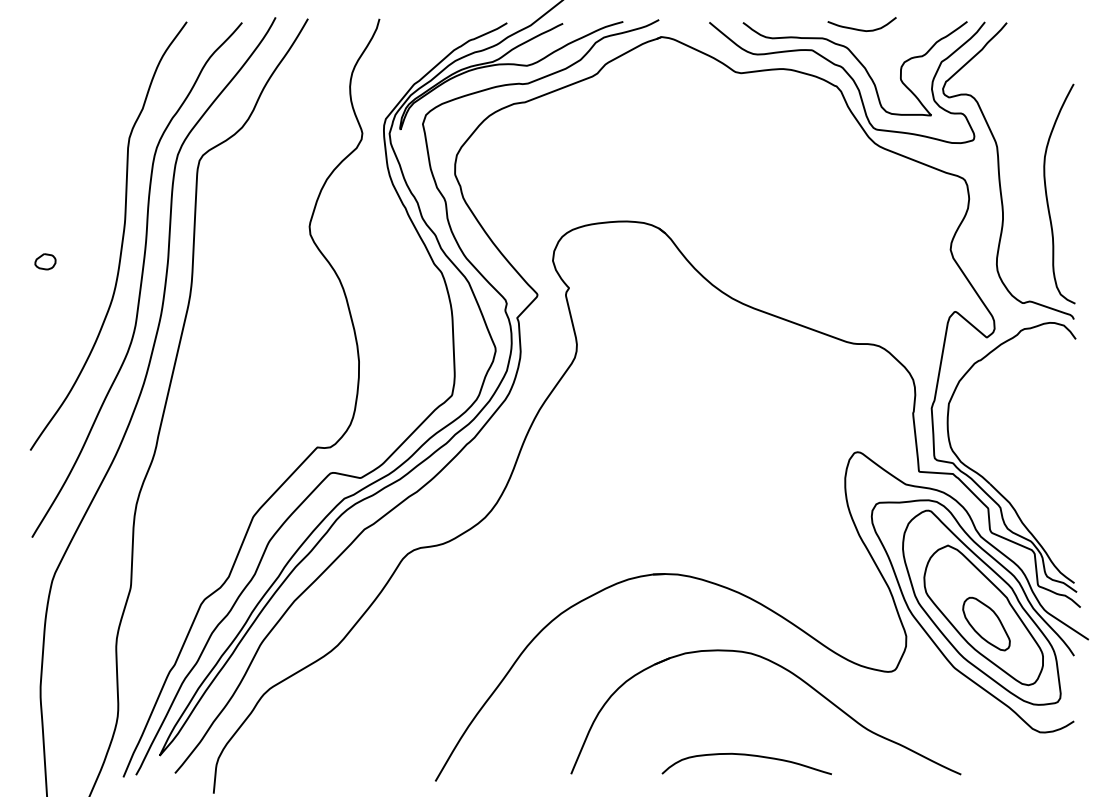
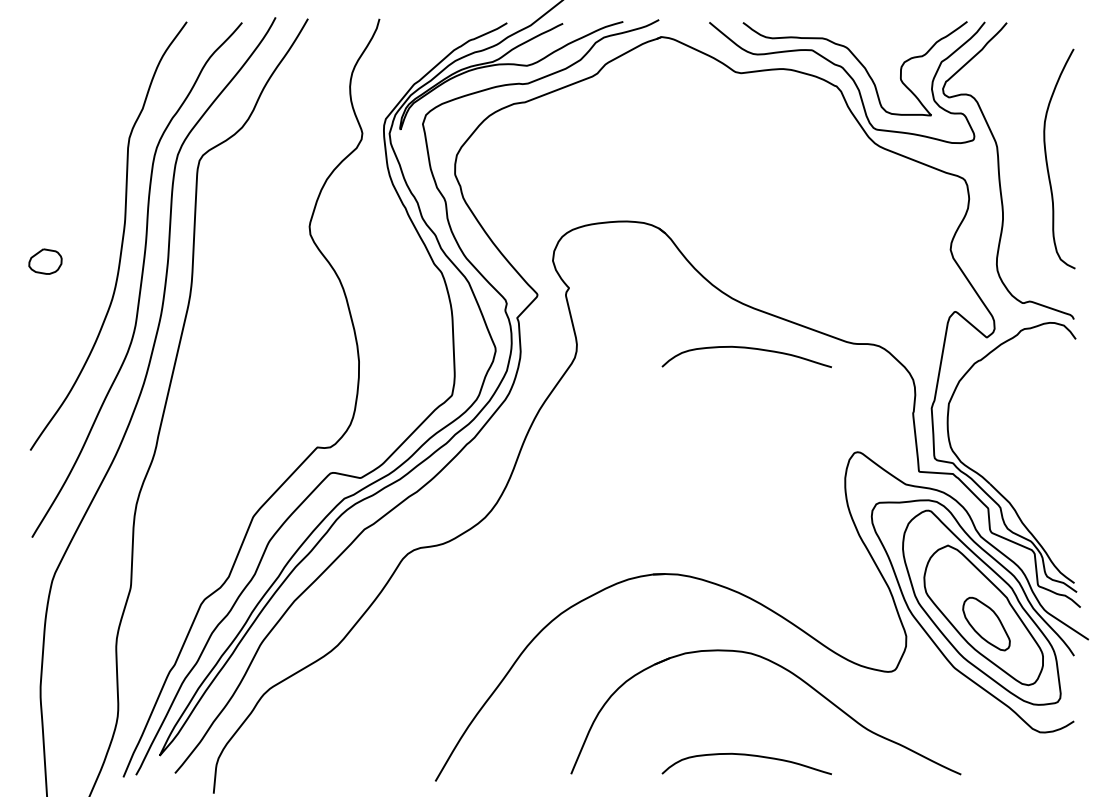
curve: present -> none (861, 29)
curve position: (1047, 193) -> (1047, 158) (1047, 158)
part size: 23x18 px -> 35x27 px (45, 261)
curve: none -> present (746, 348)
